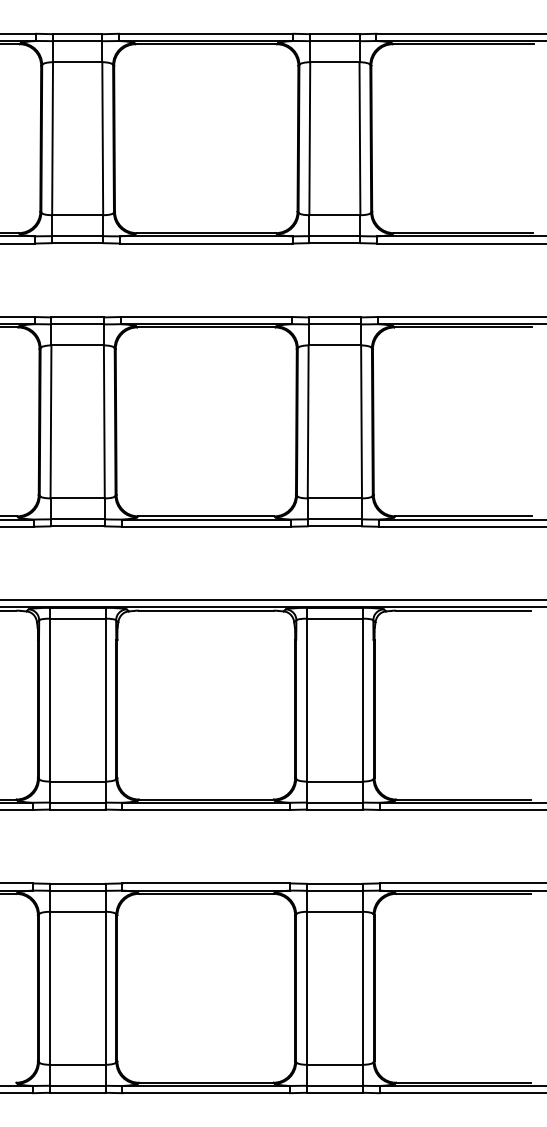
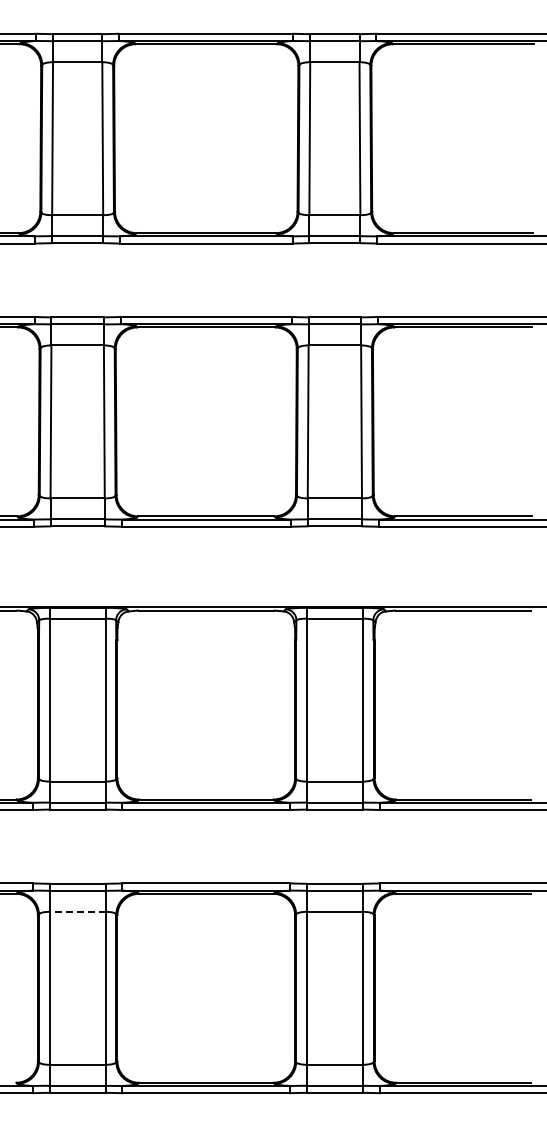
line: present -> none (272, 600)
line: solid -> dashed (77, 911)
